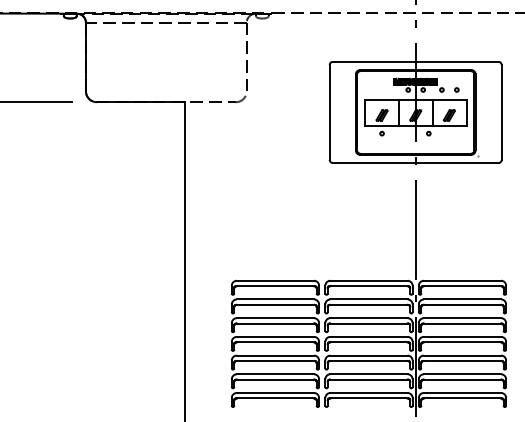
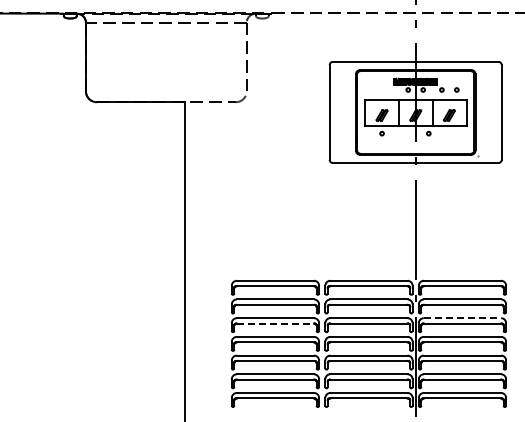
line: present -> none (36, 102)
line: solid -> dashed (462, 318)
line: solid -> dashed (275, 323)
